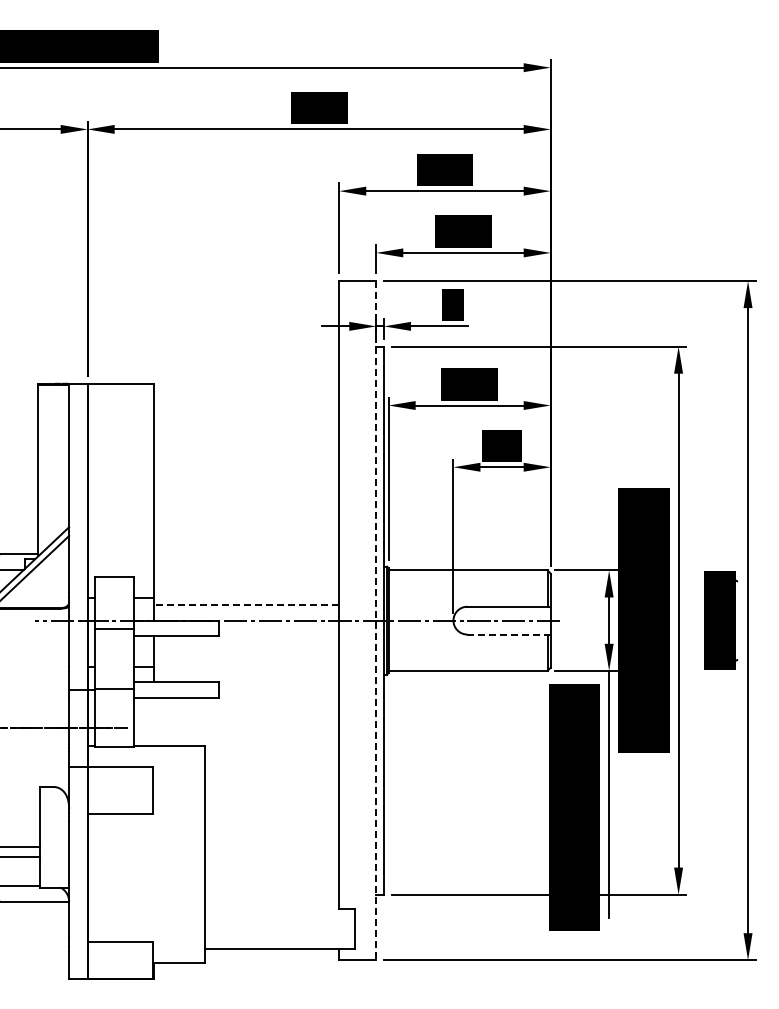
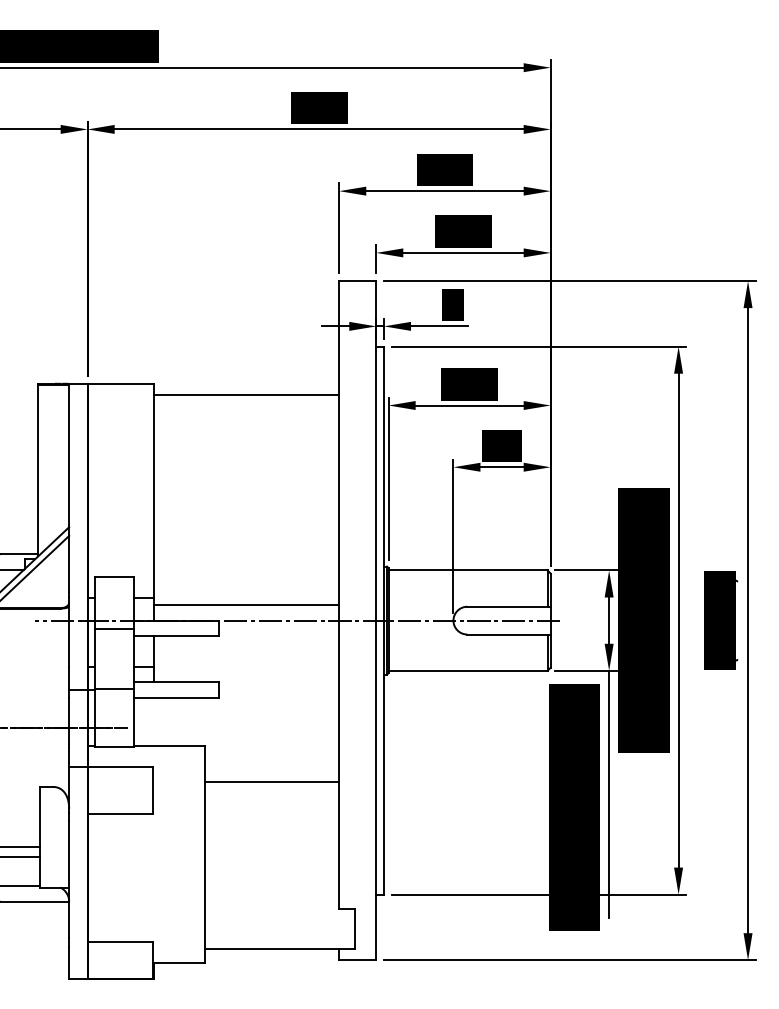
line: none -> present (246, 394)
line: dashed -> solid (246, 605)
line: dashed -> solid (376, 620)
line: dashed -> solid (509, 634)
line: none -> present (271, 781)
